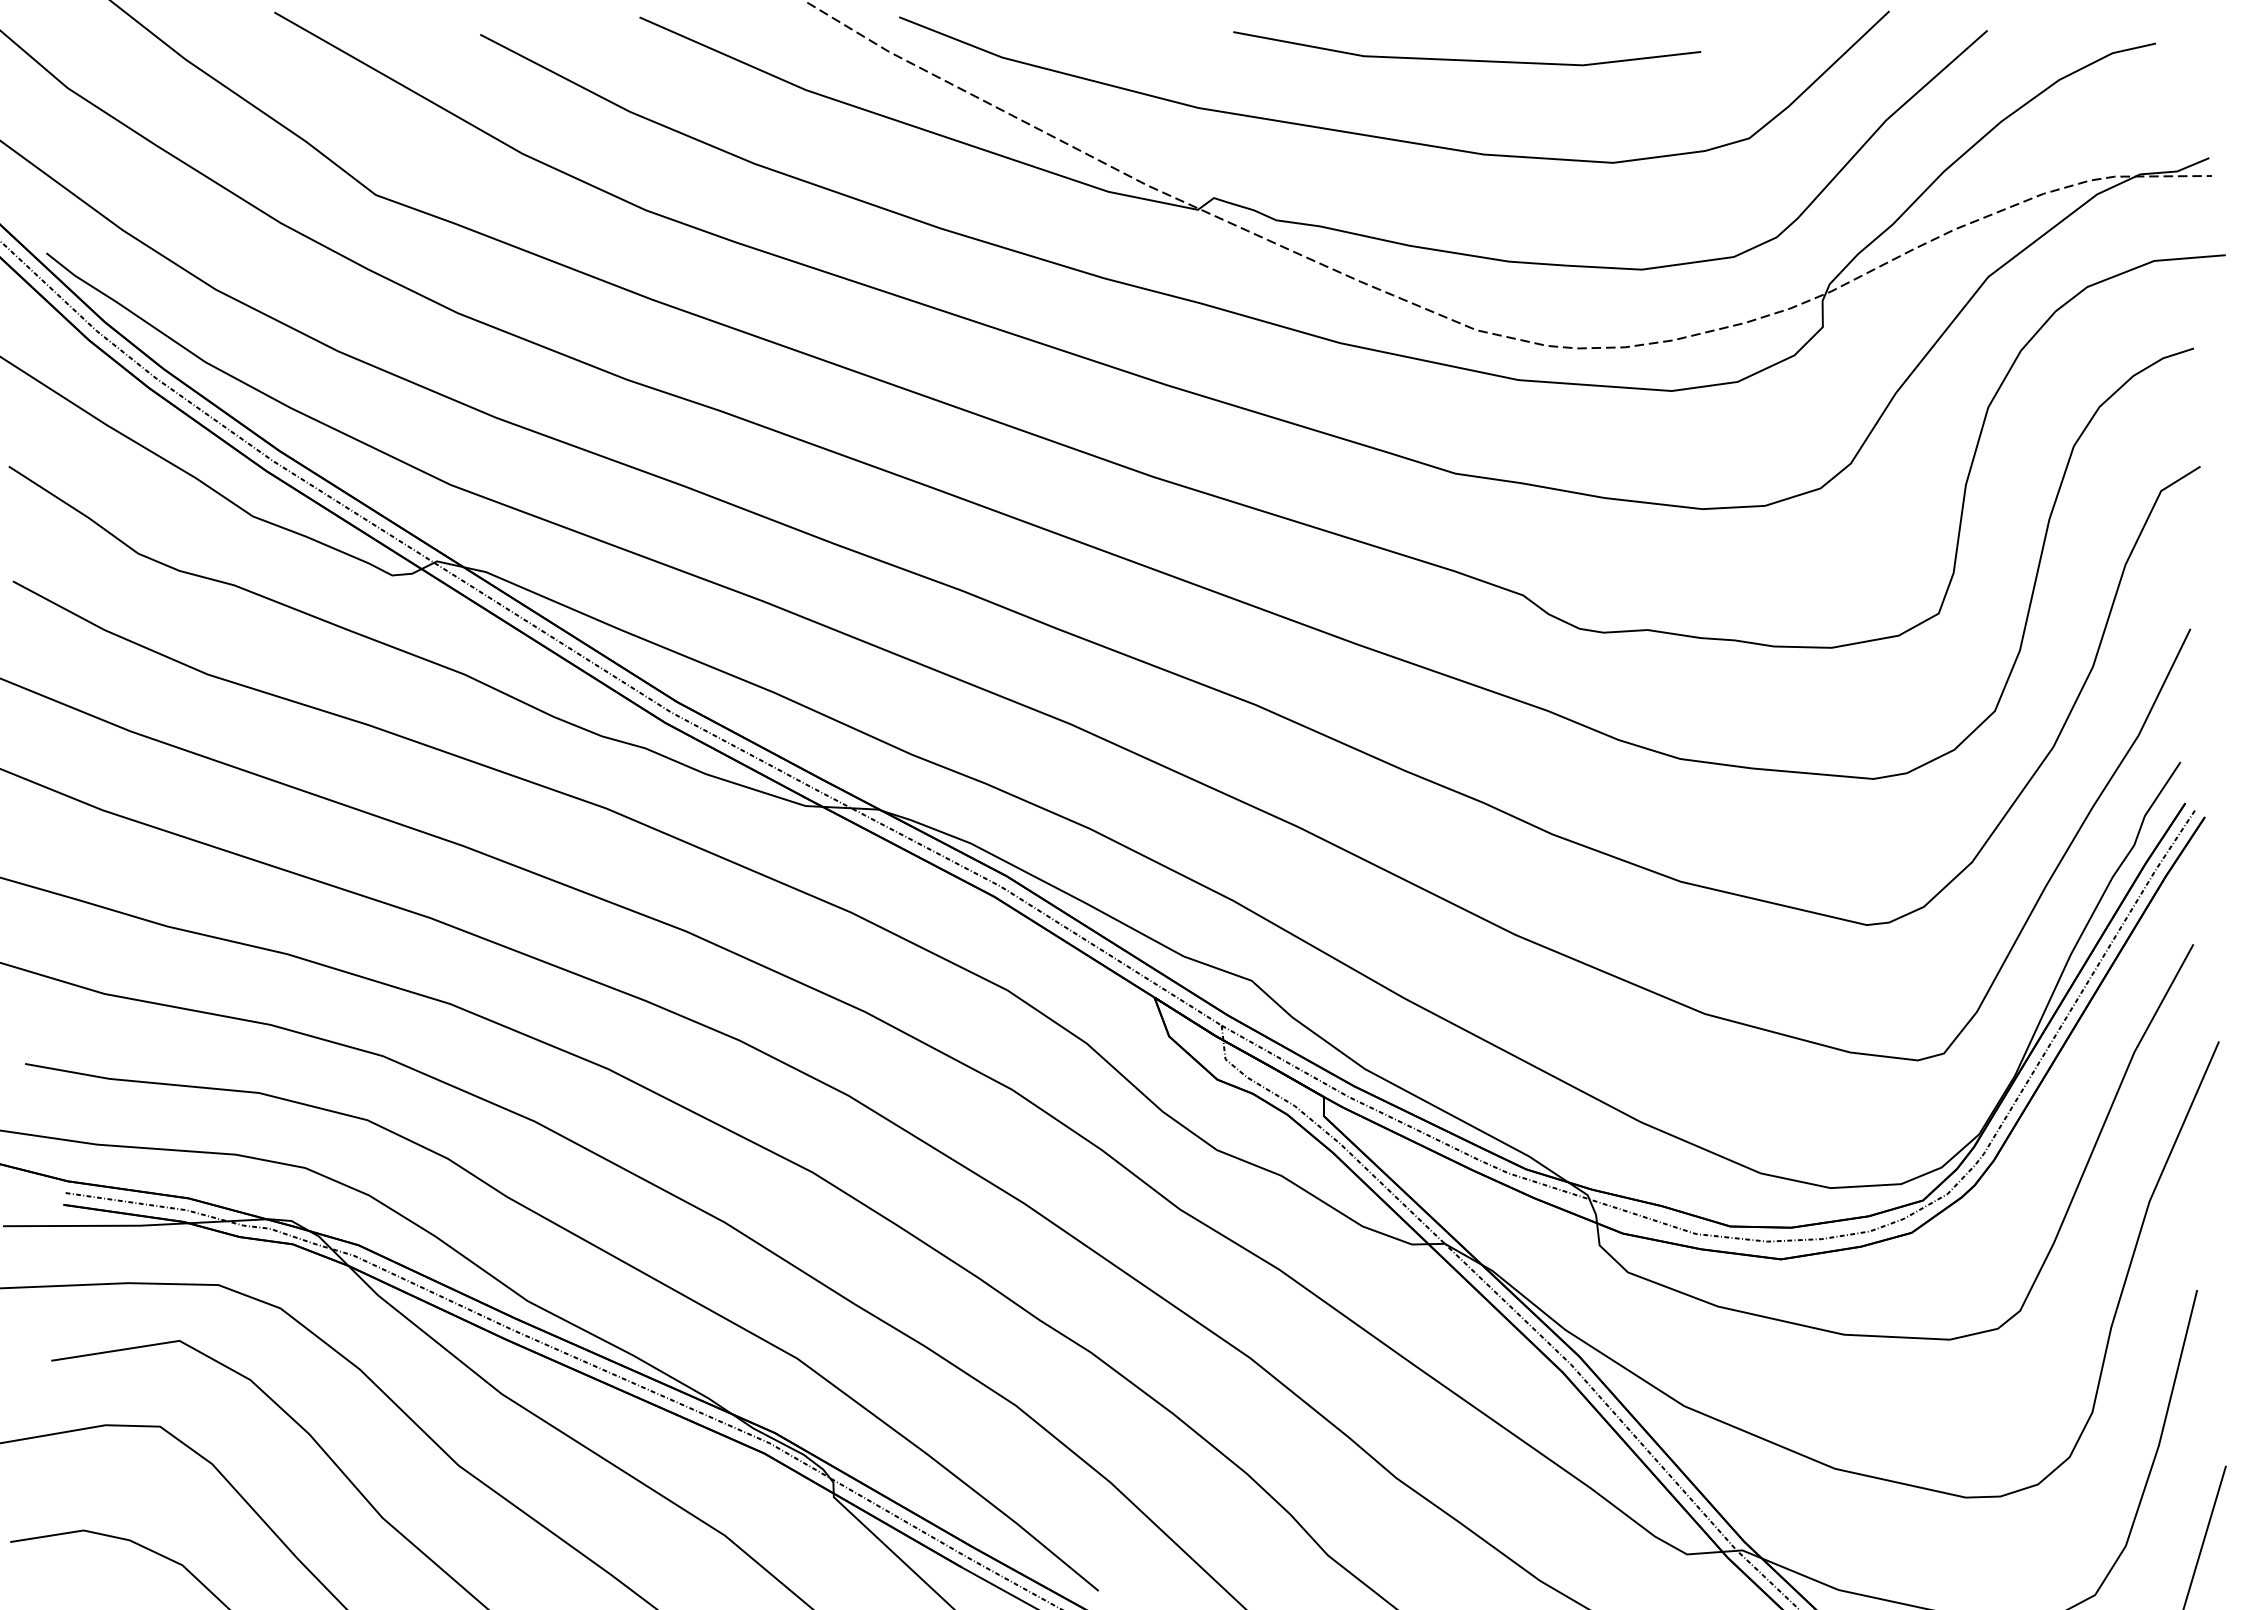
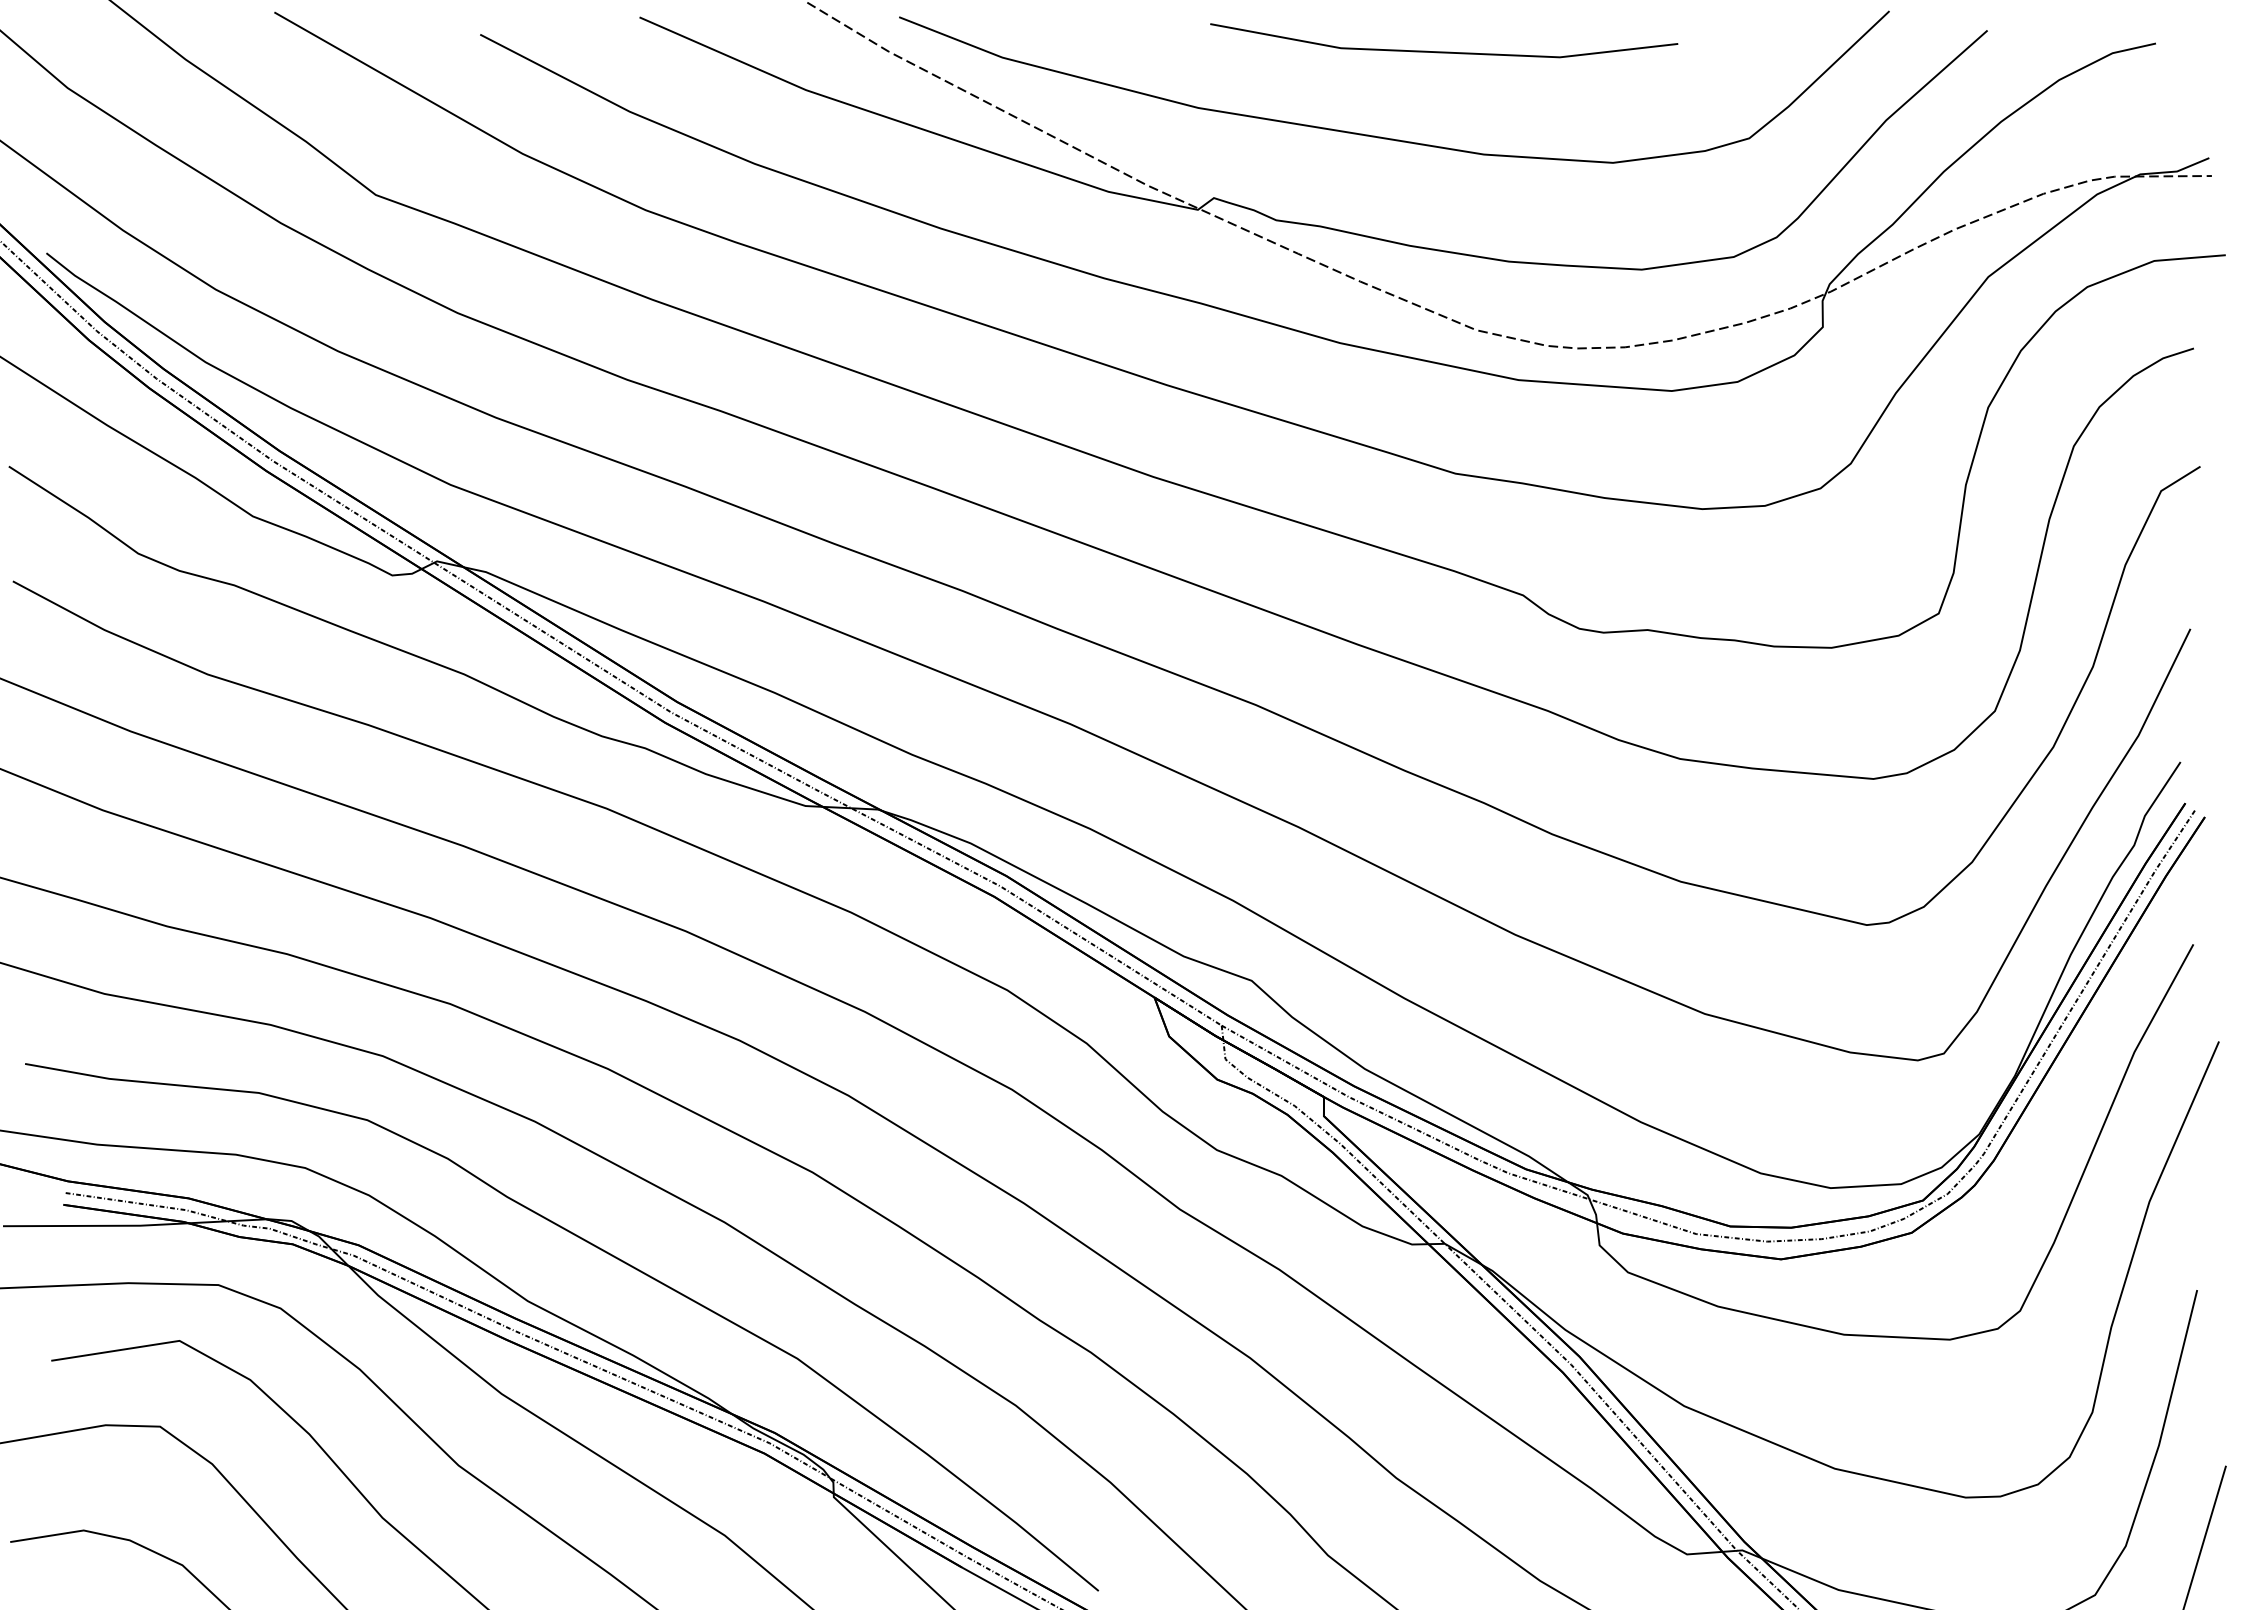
line position: (1467, 59) -> (1444, 51) (1444, 51)
